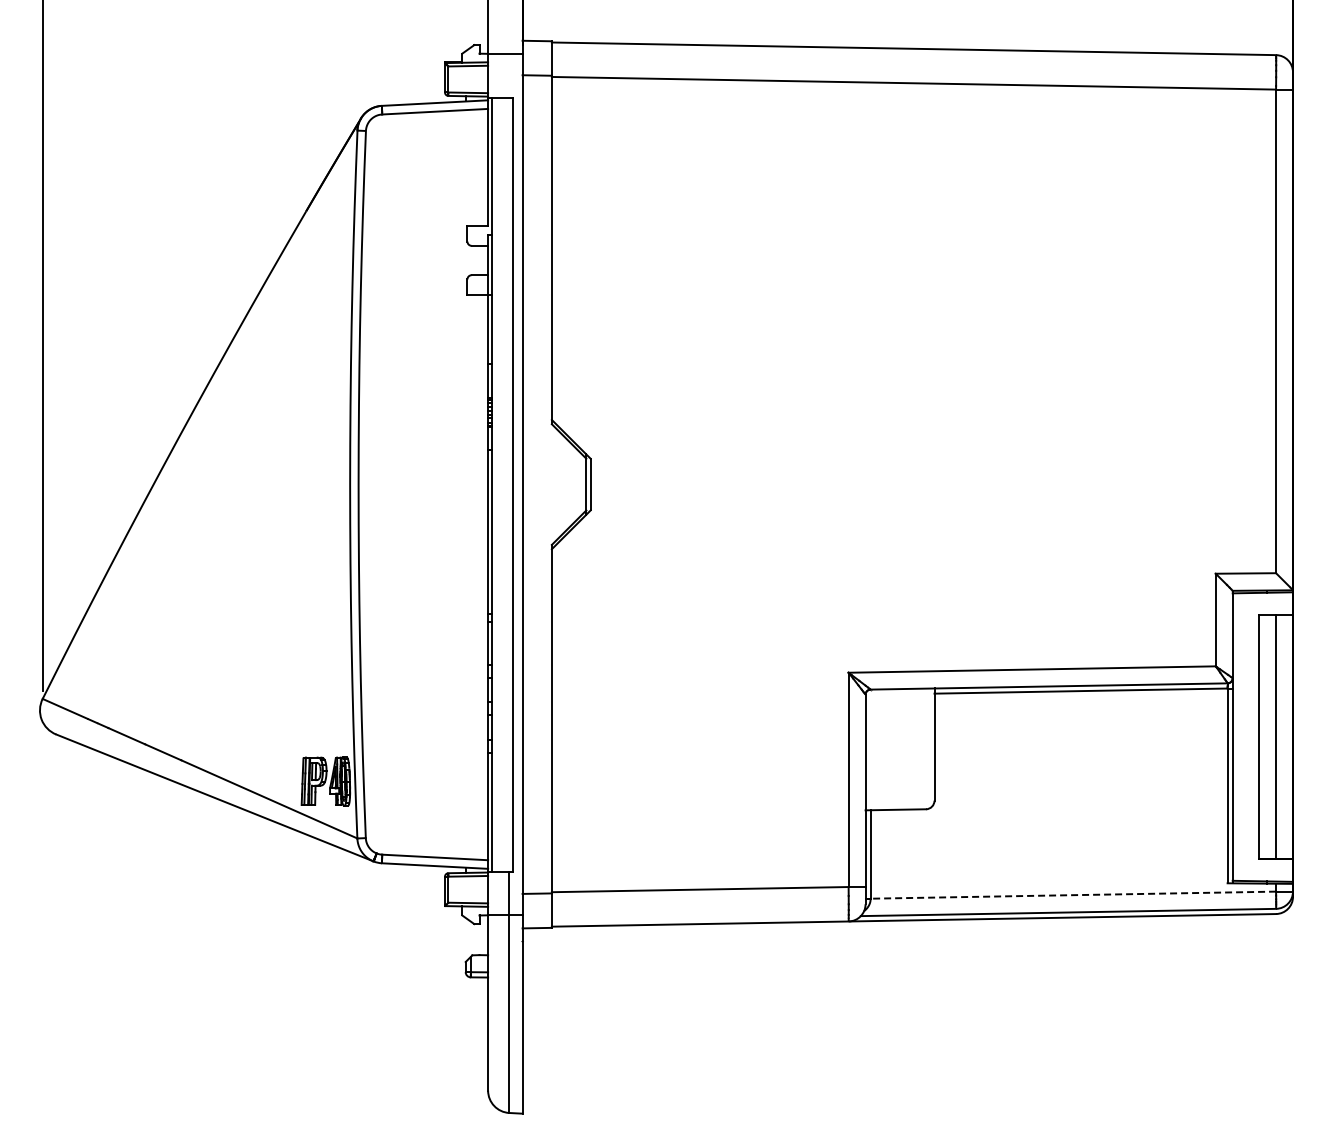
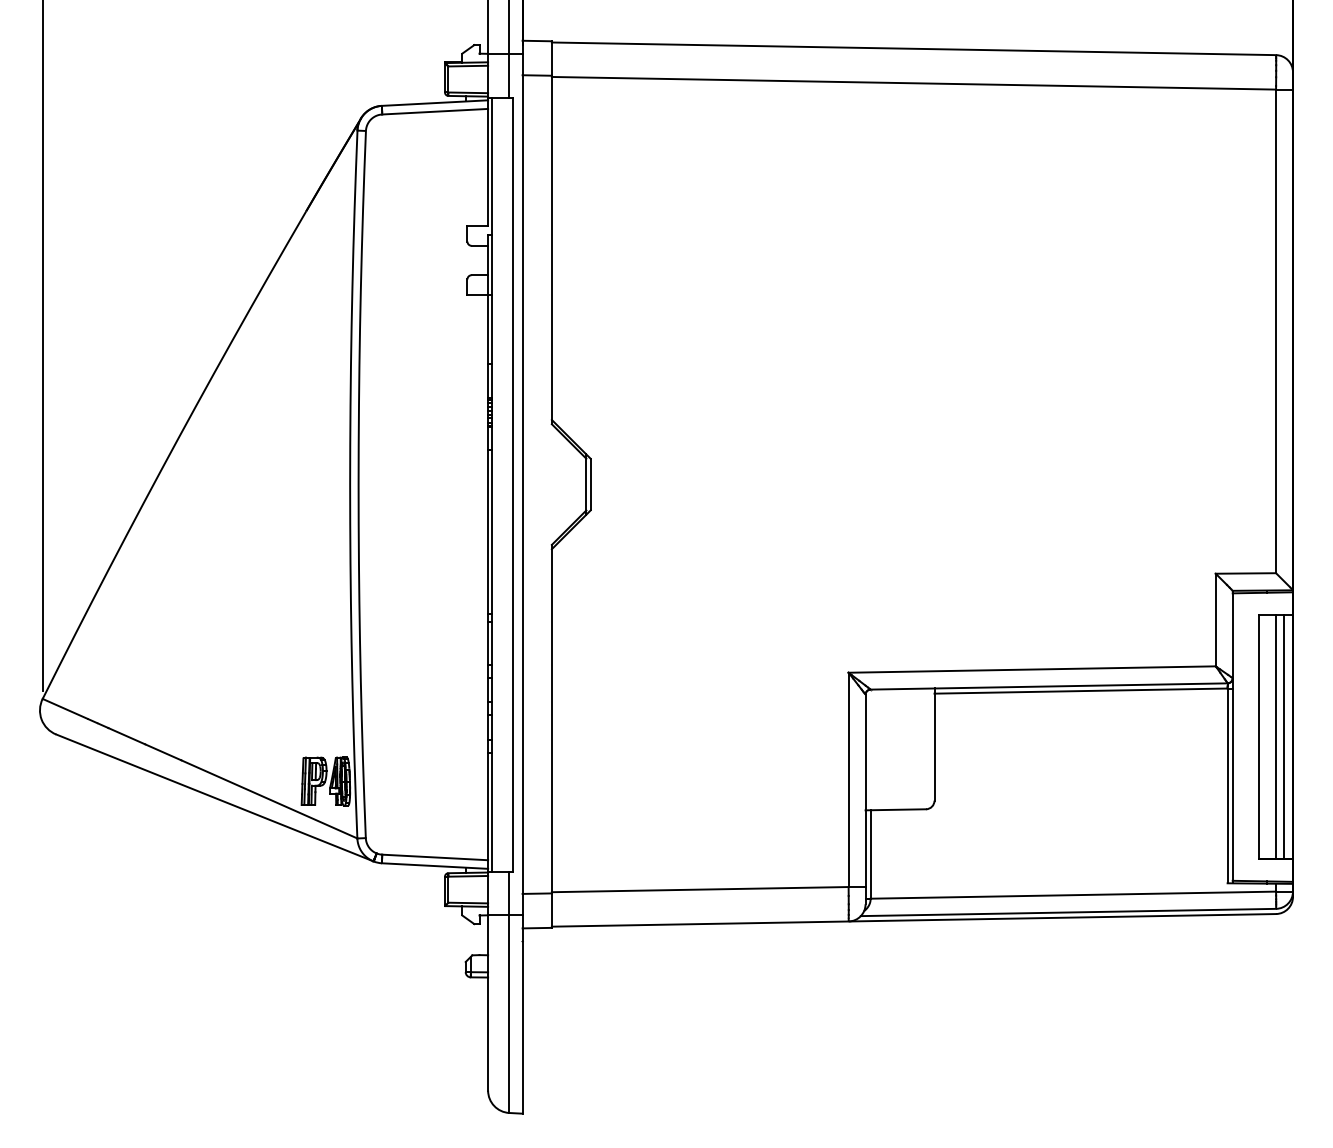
line: none -> present (509, 49)
line: none -> present (1284, 736)
line: dashed -> solid (1073, 895)
